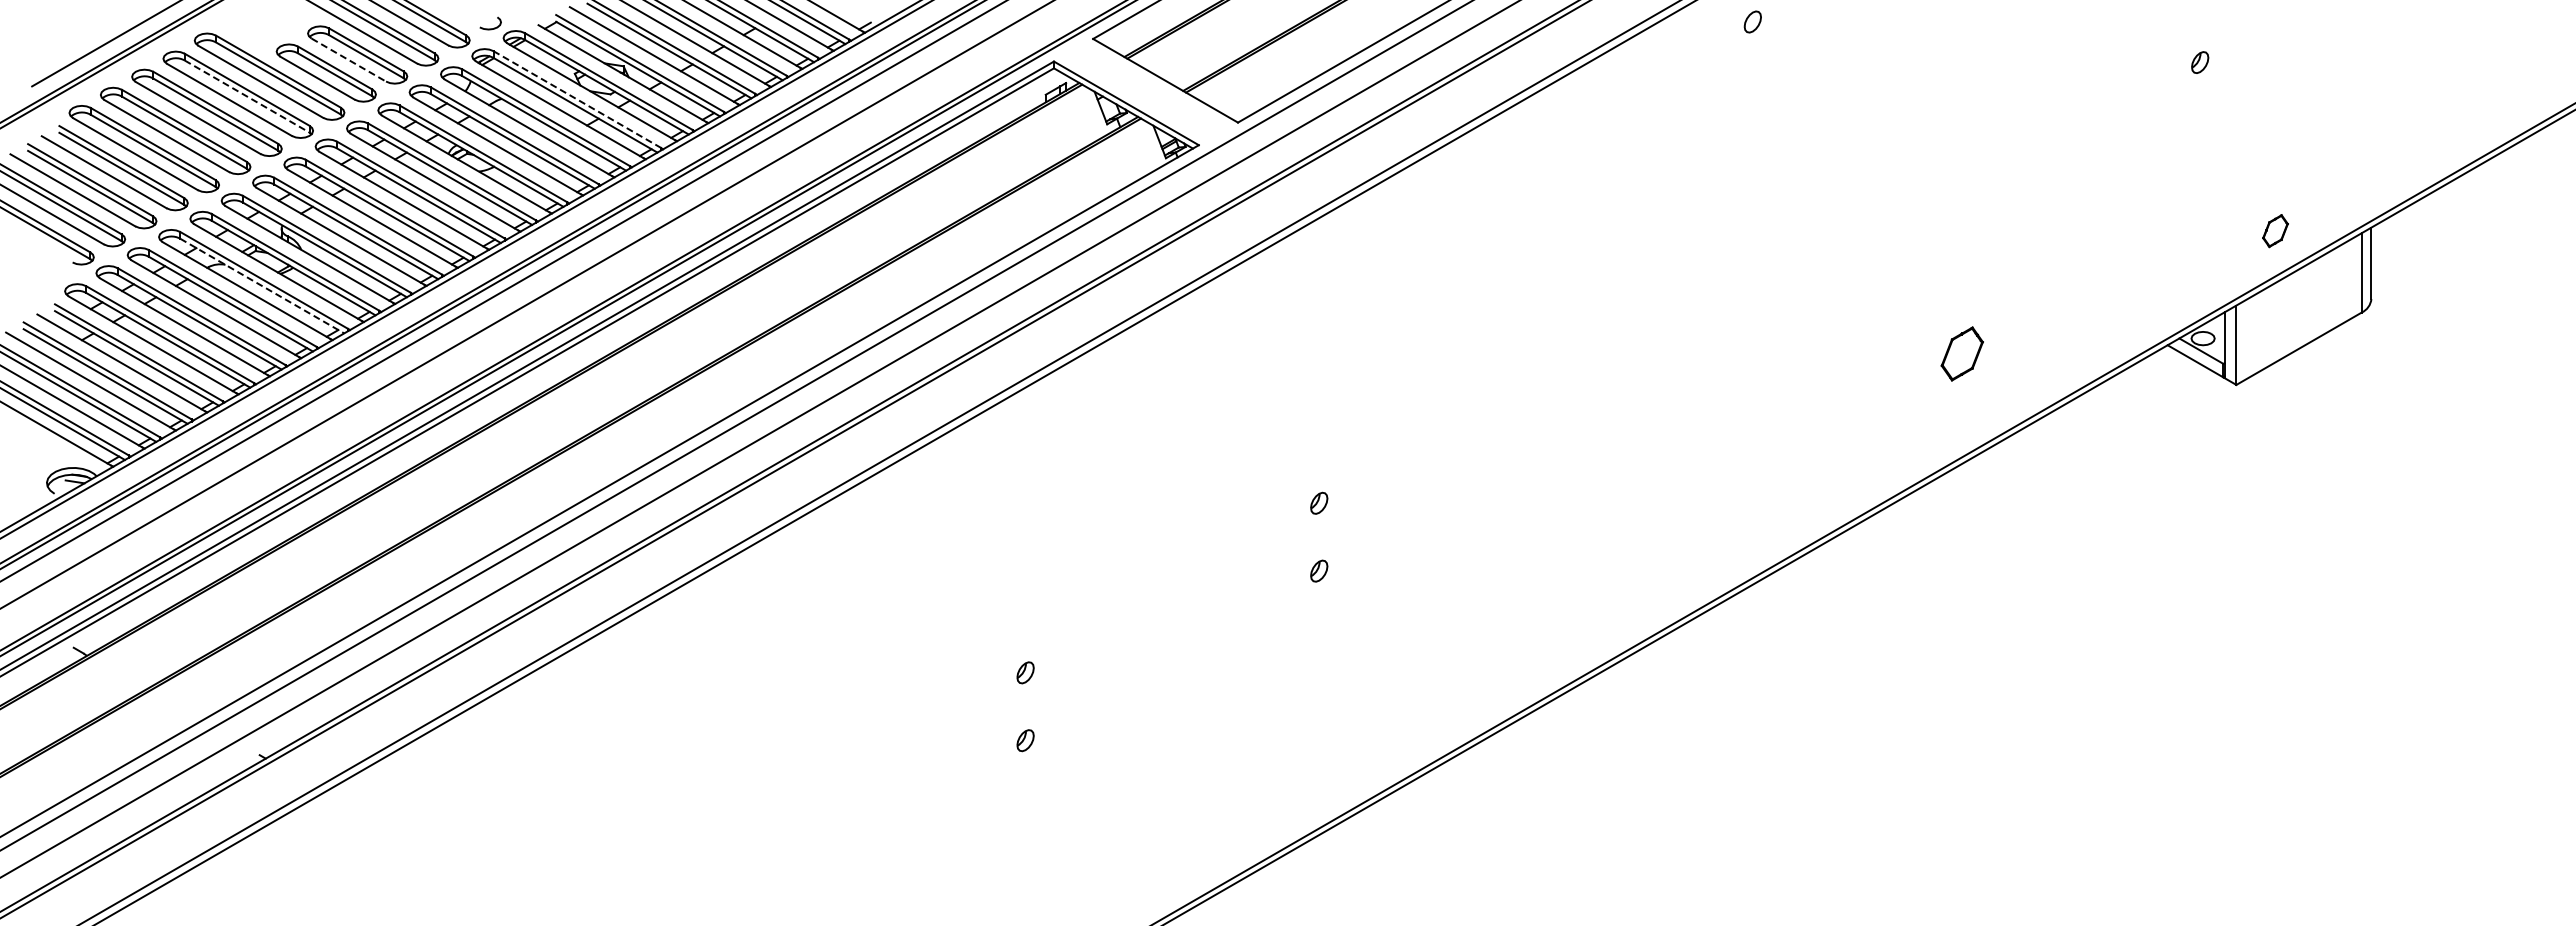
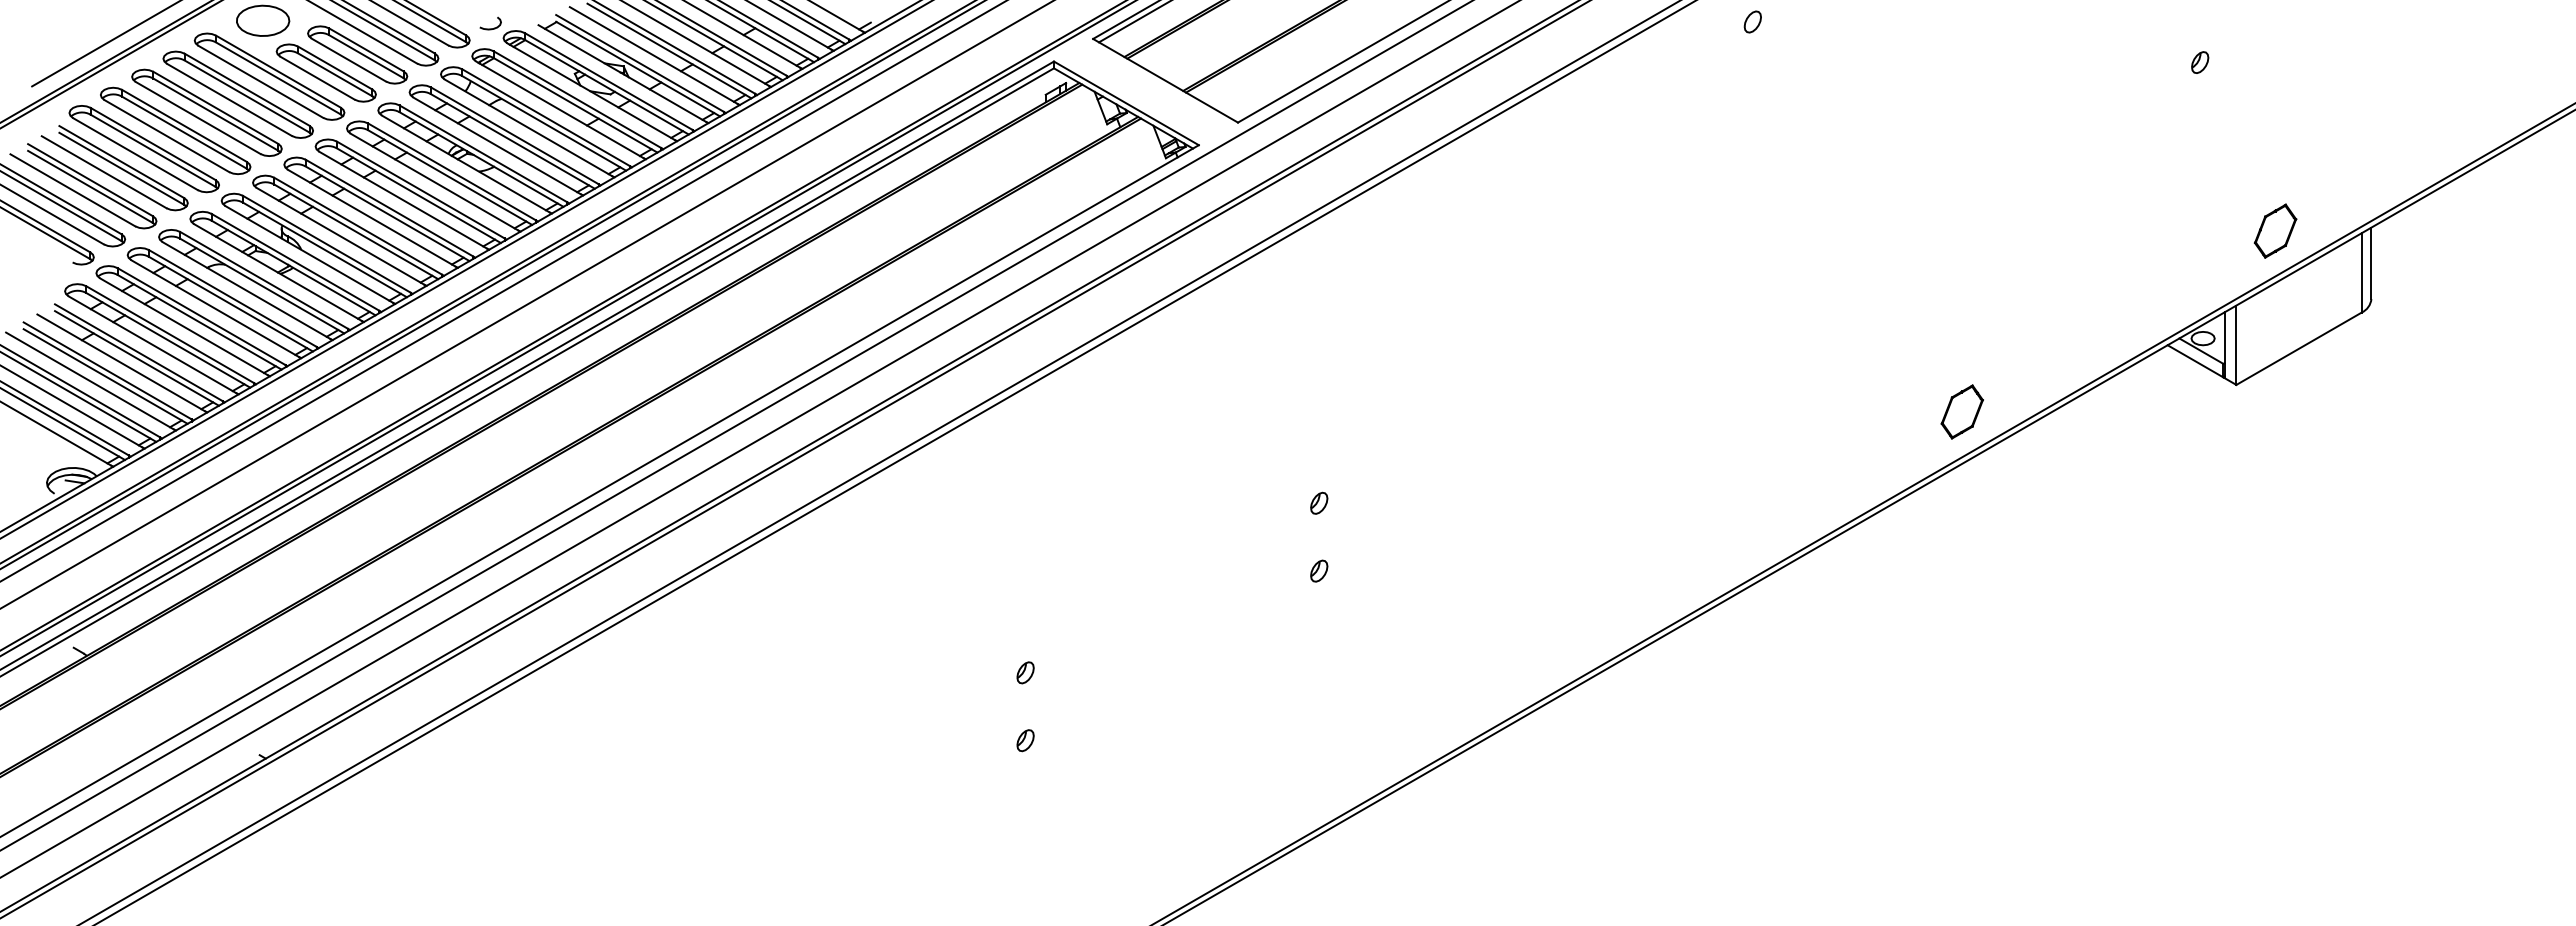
part: none -> present (263, 20)
line: none -> present (1133, 22)
line: dashed -> solid (348, 60)
line: dashed -> solid (247, 96)
line: dashed -> solid (577, 99)
part size: 27x35 px -> 45x56 px (2275, 230)
line: dashed -> solid (262, 286)
part position: (1961, 353) -> (1961, 411) (1961, 411)
